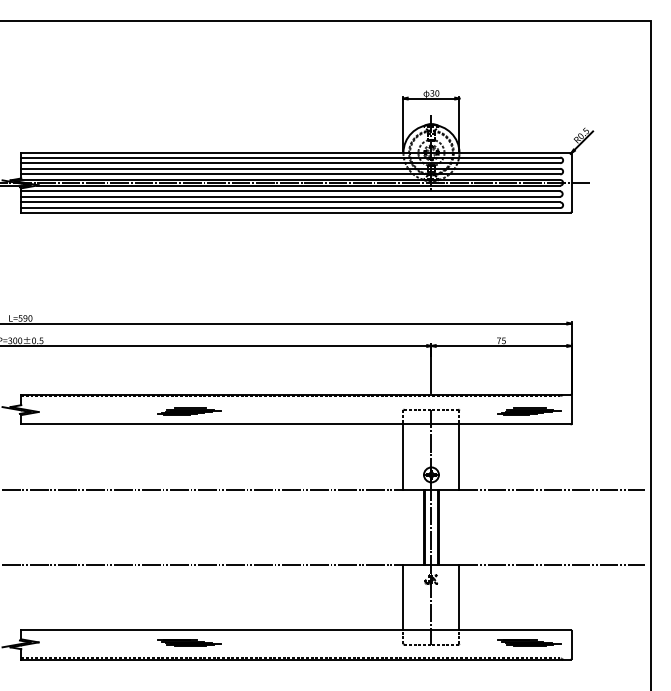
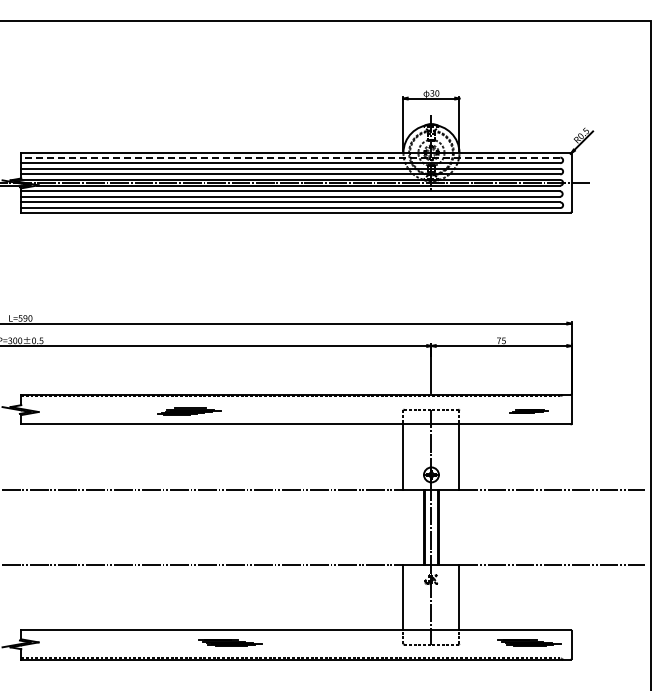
line: solid -> dashed (290, 157)
part size: 65x9 px -> 40x5 px (528, 411)
part position: (189, 642) -> (230, 642) (230, 642)
